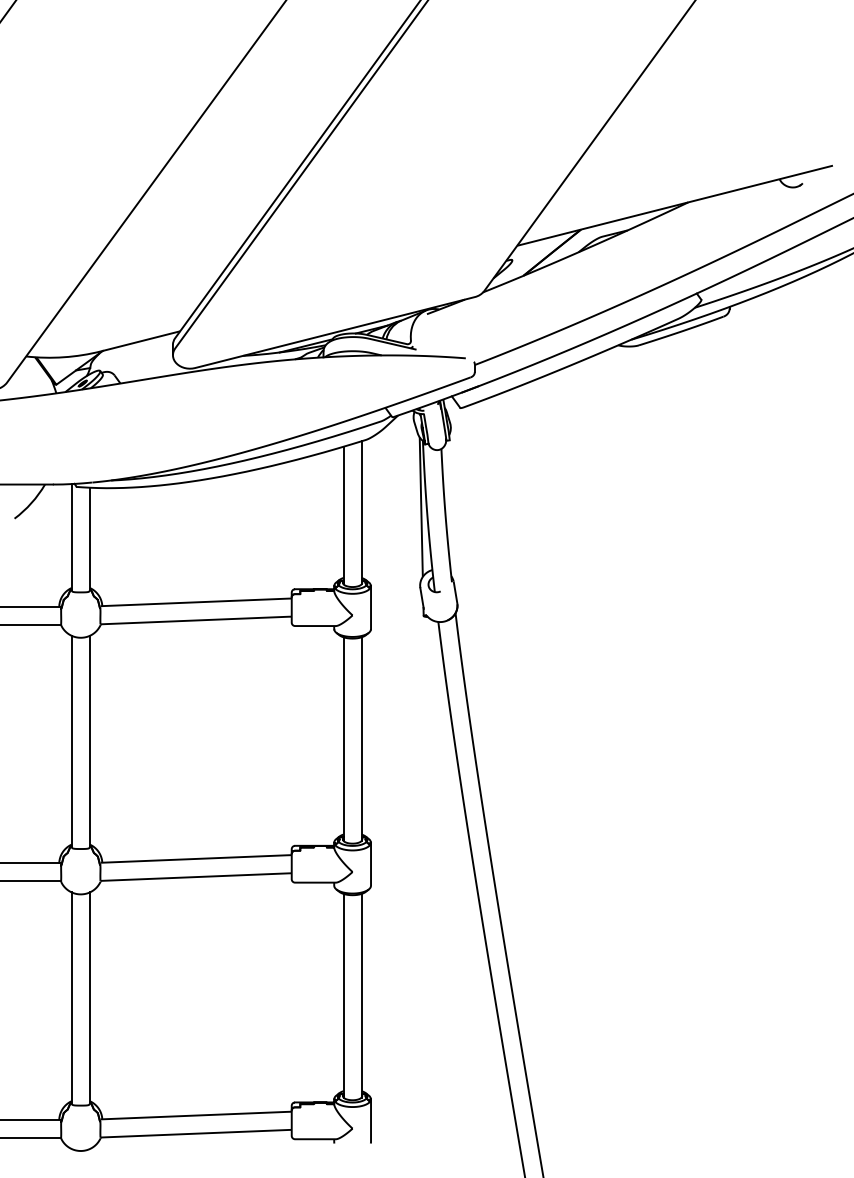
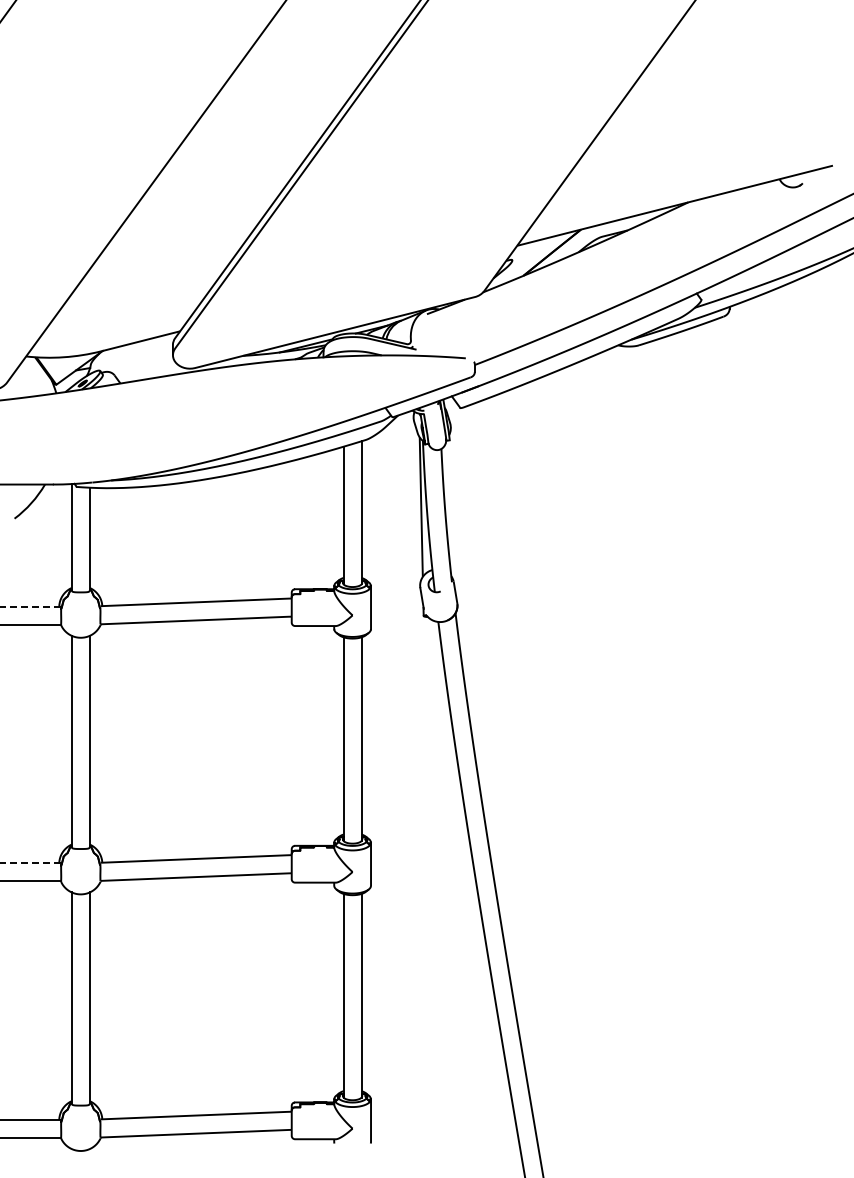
line: solid -> dashed (30, 606)
line: solid -> dashed (30, 863)
